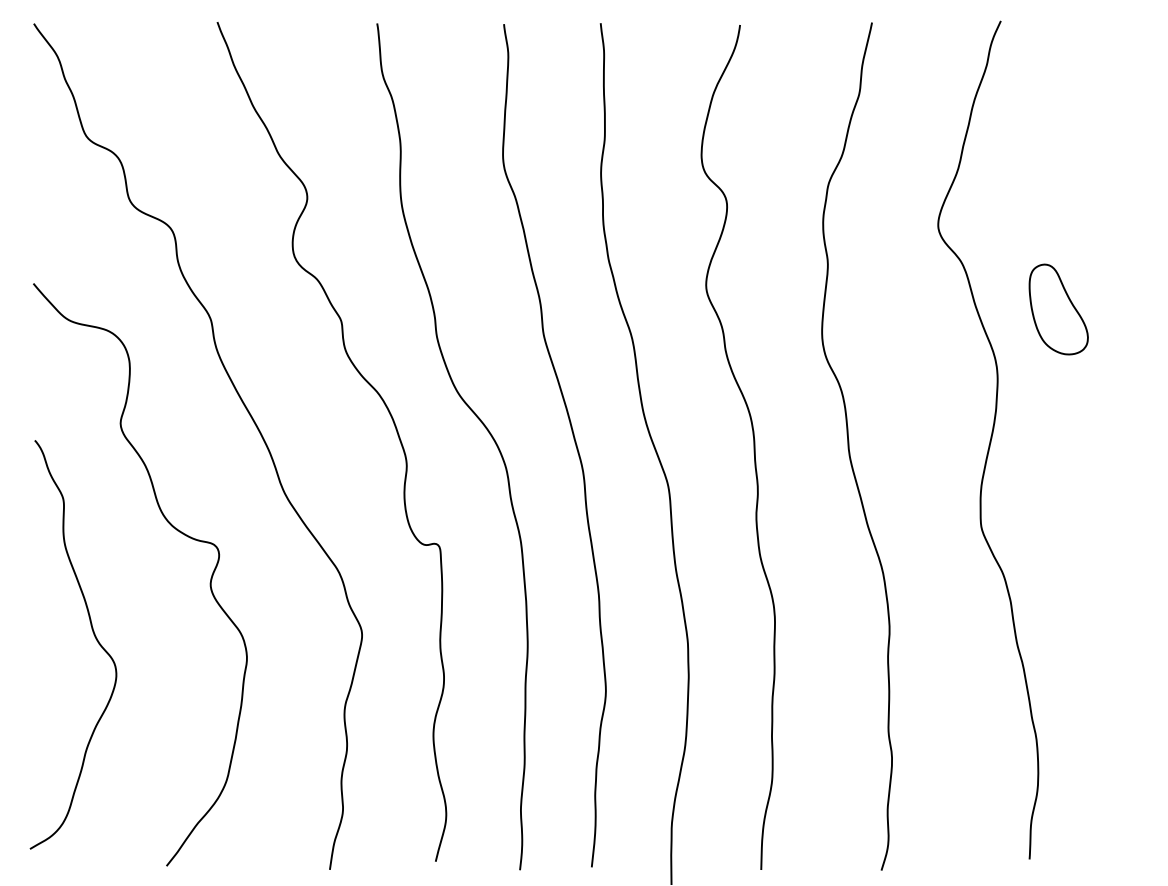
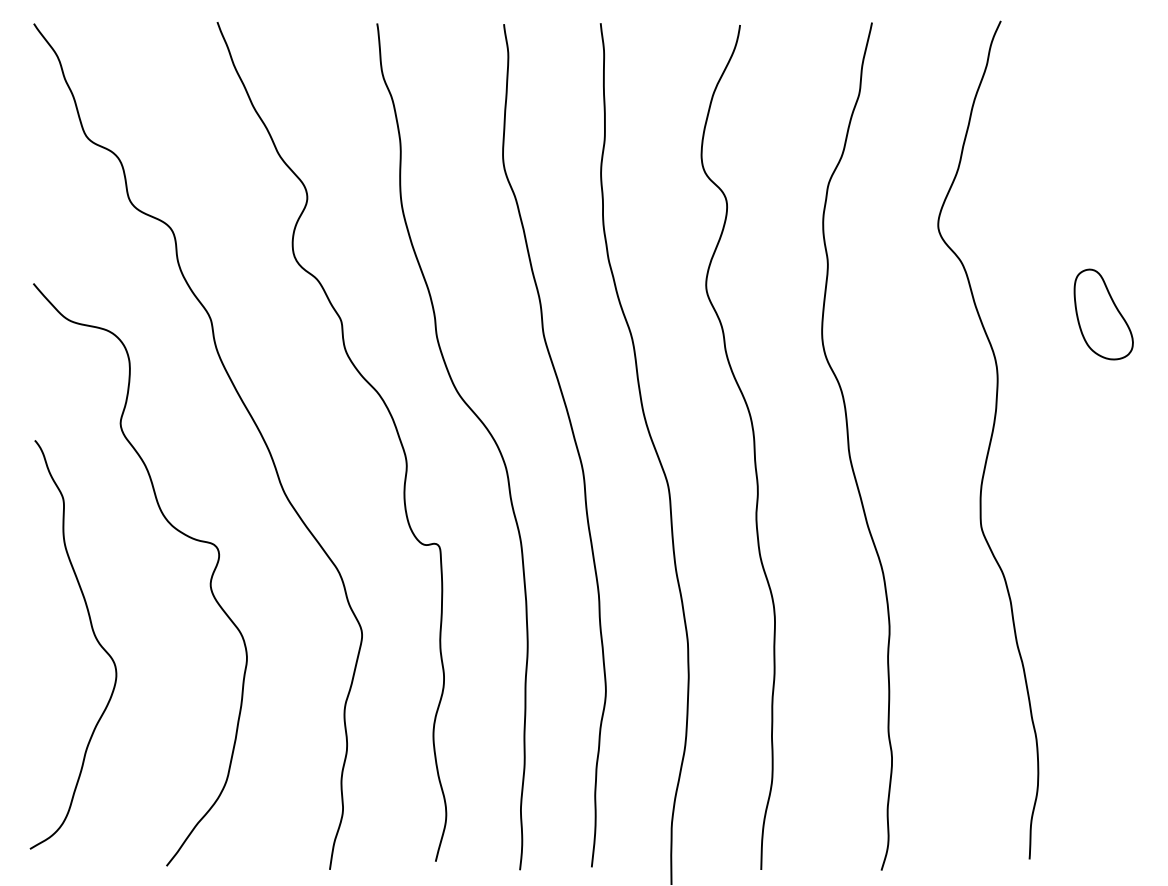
part position: (1058, 309) -> (1103, 314) (1103, 314)
